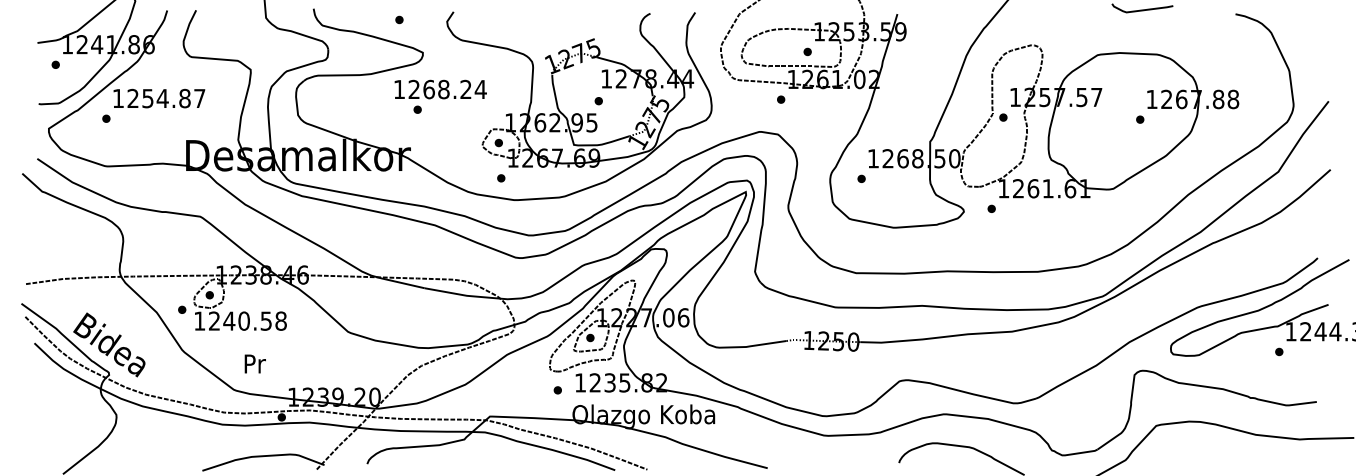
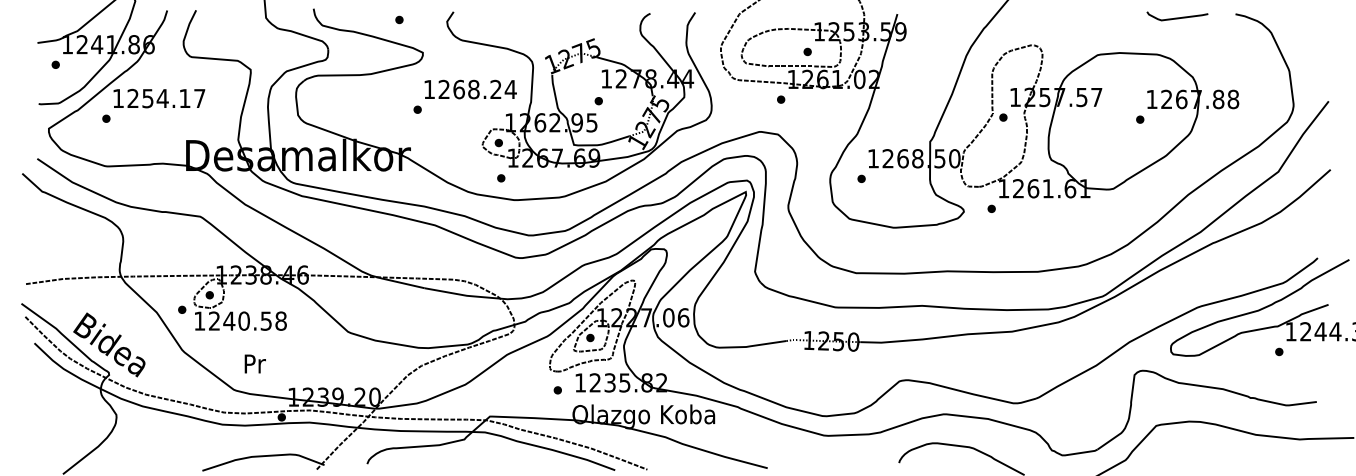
curve position: (1142, 9) -> (1177, 17) (1177, 17)
text position: (440, 89) -> (470, 89) (470, 89)
text: 1254.87 -> 1254.17 (184, 98)
